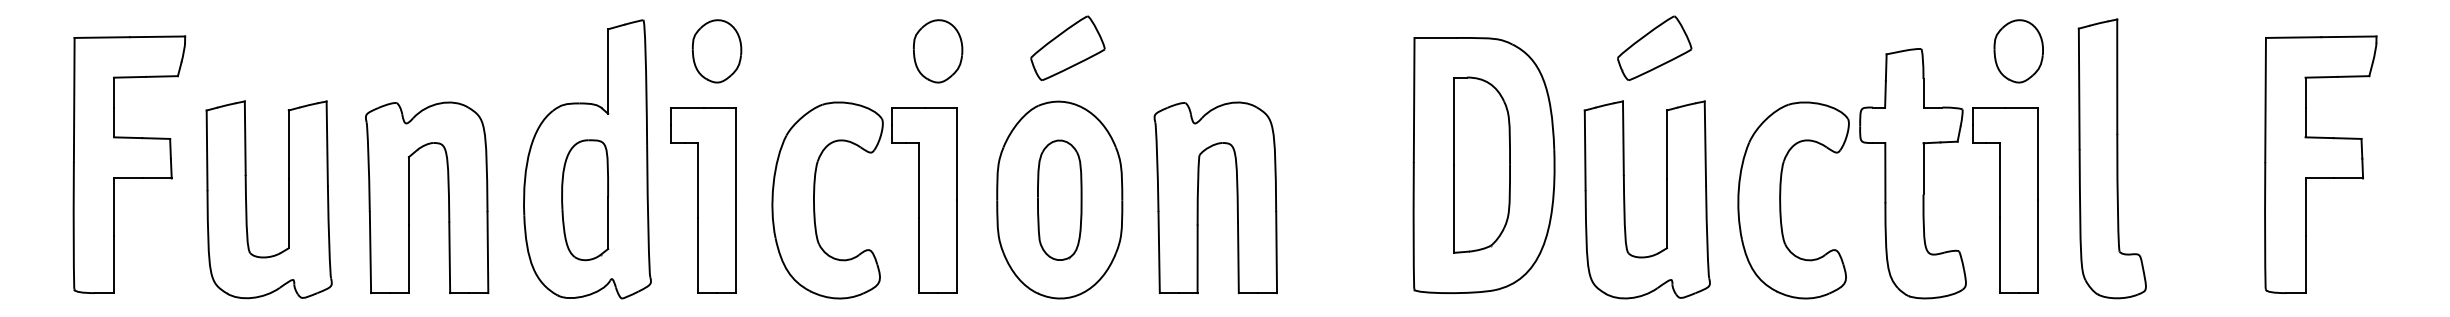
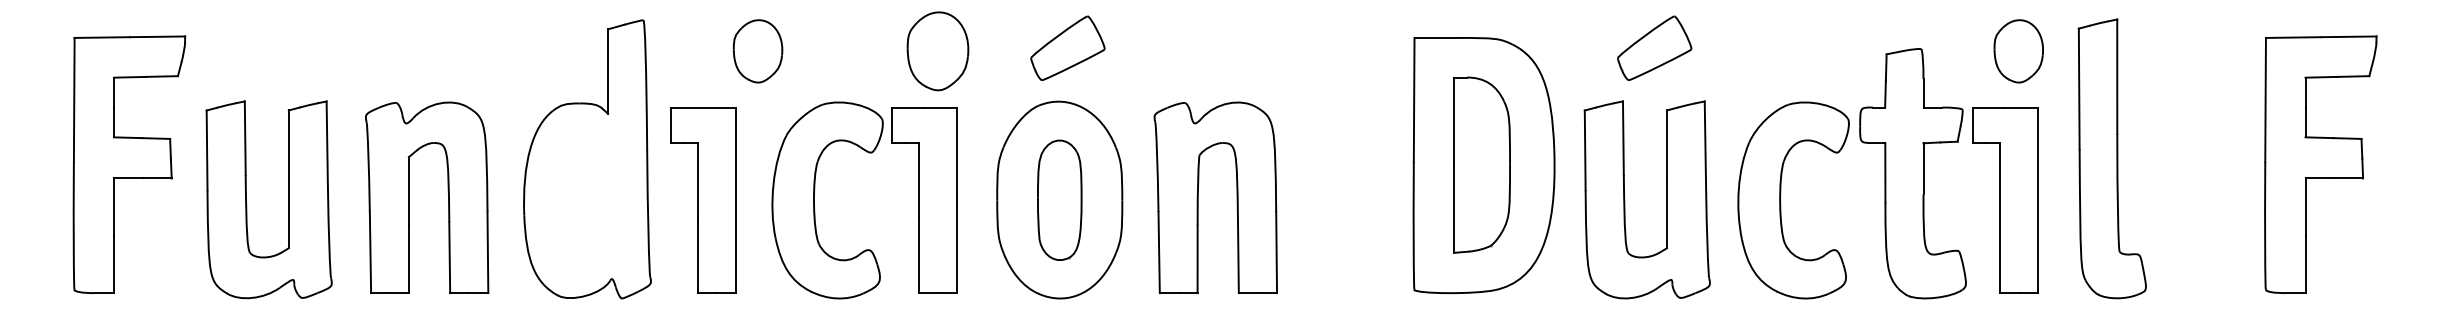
part position: (716, 51) -> (757, 51) (757, 51)
part size: 51x65 px -> 64x81 px (937, 51)
part: present -> none (585, 200)
